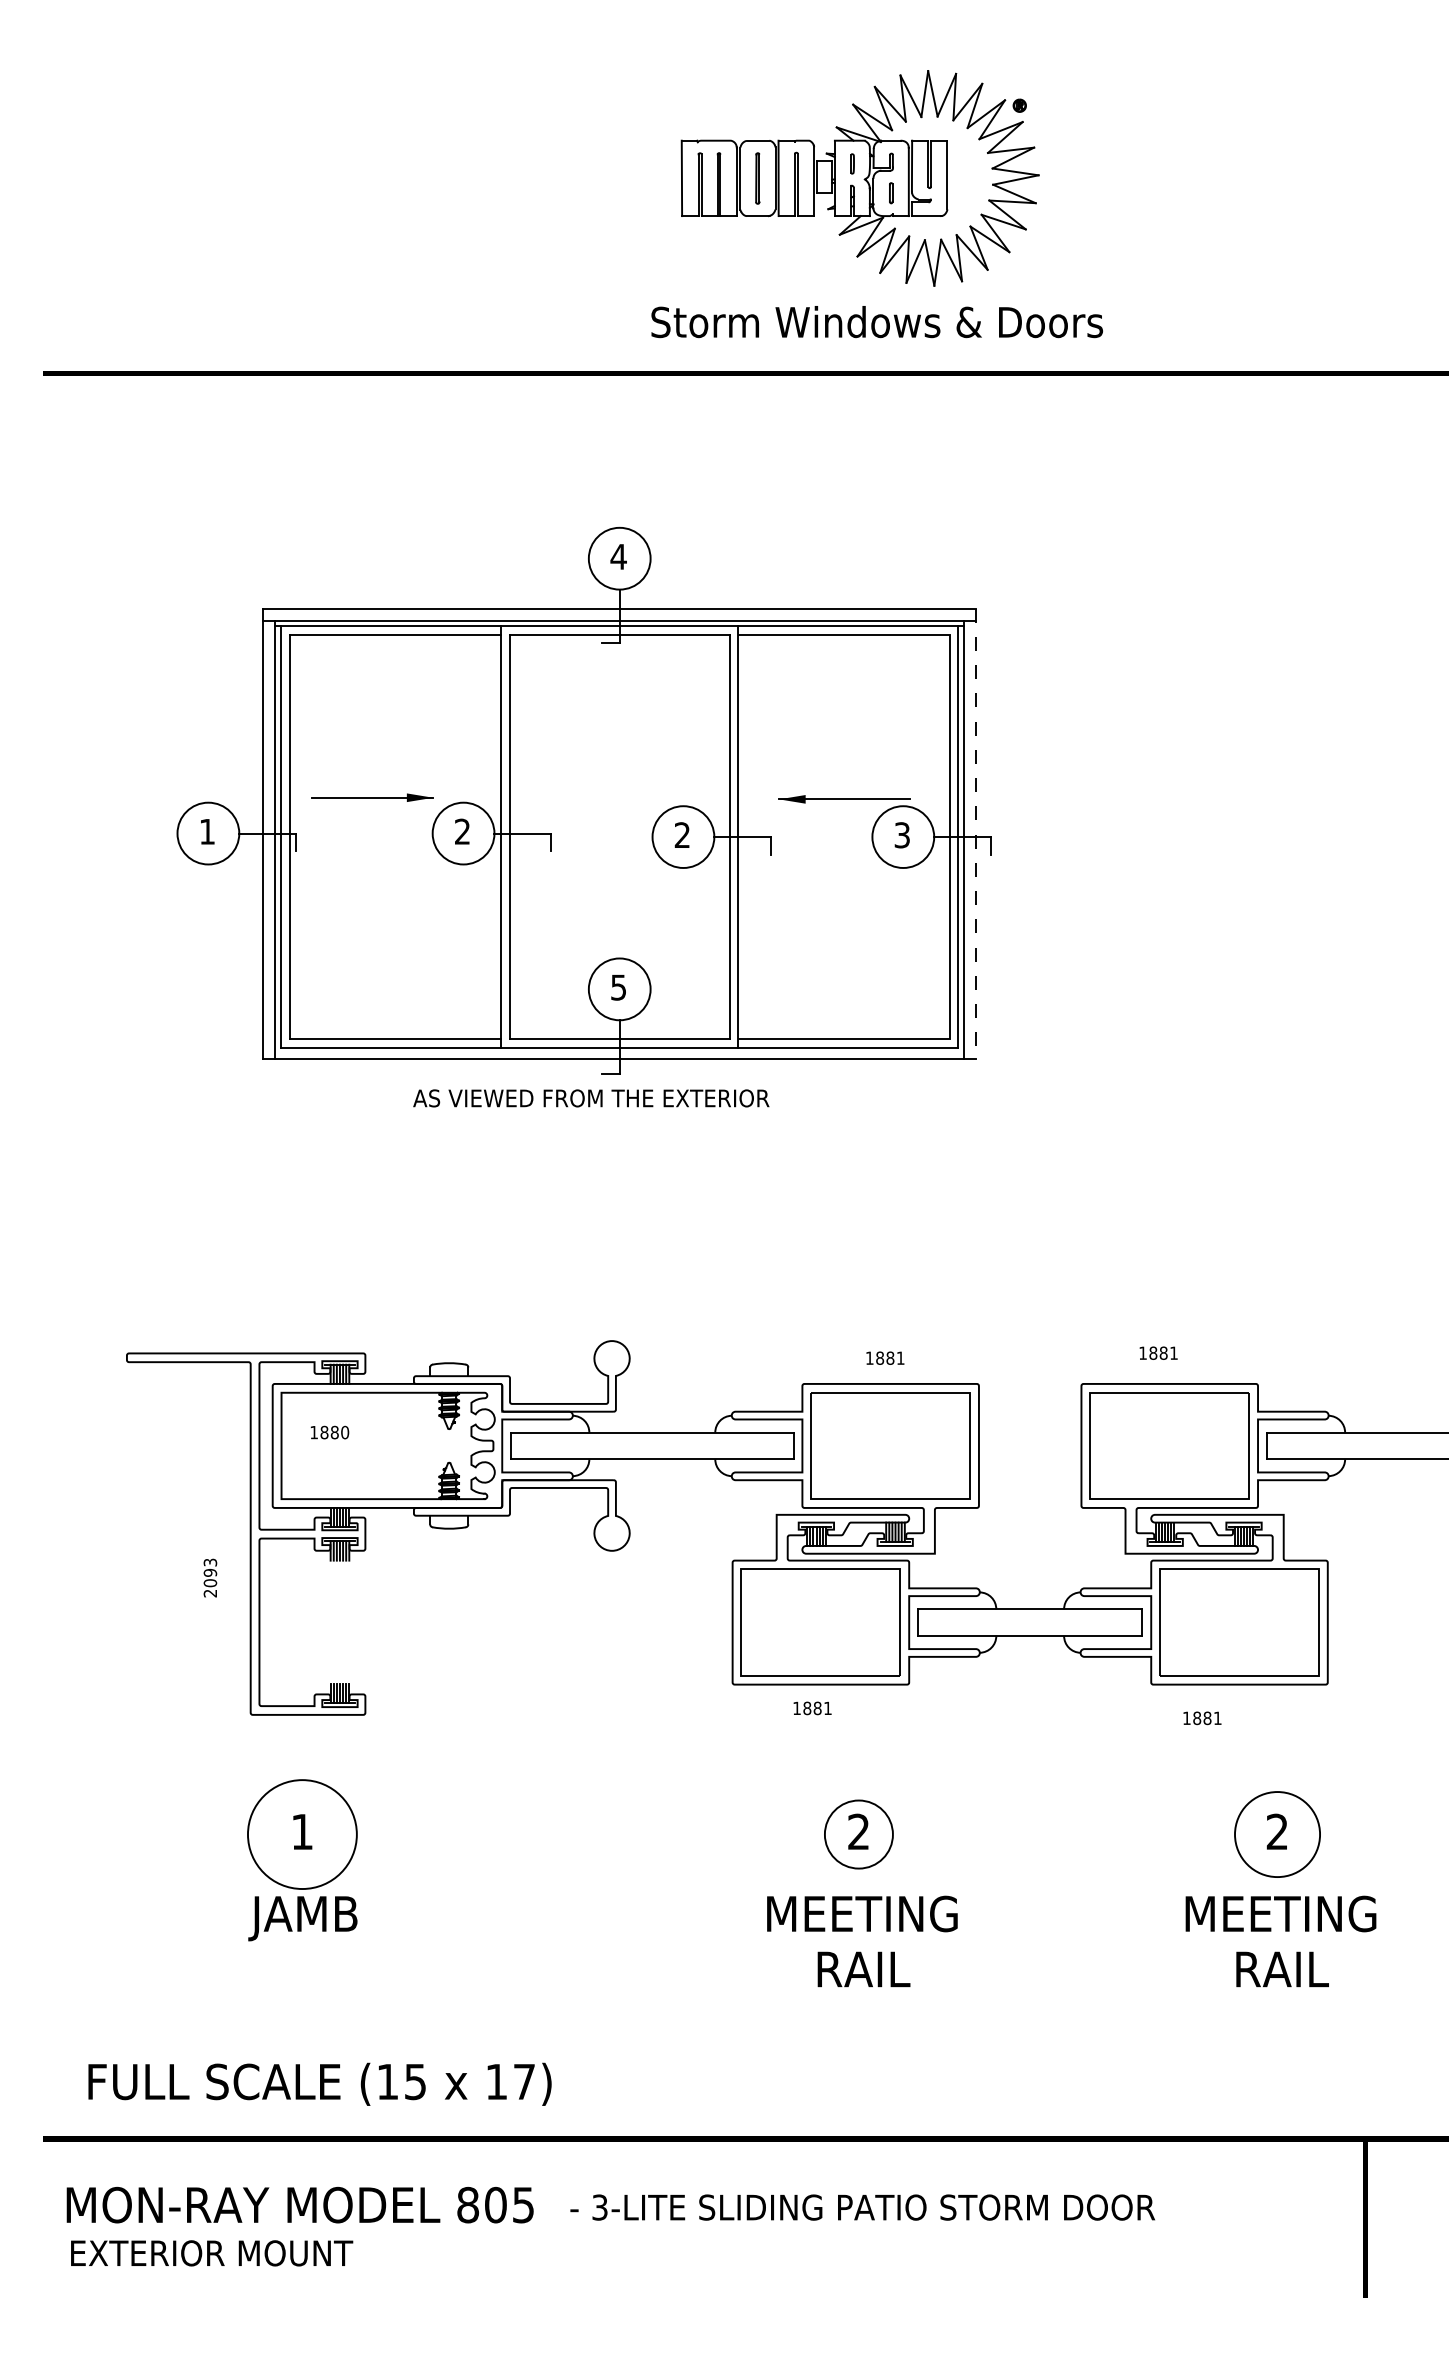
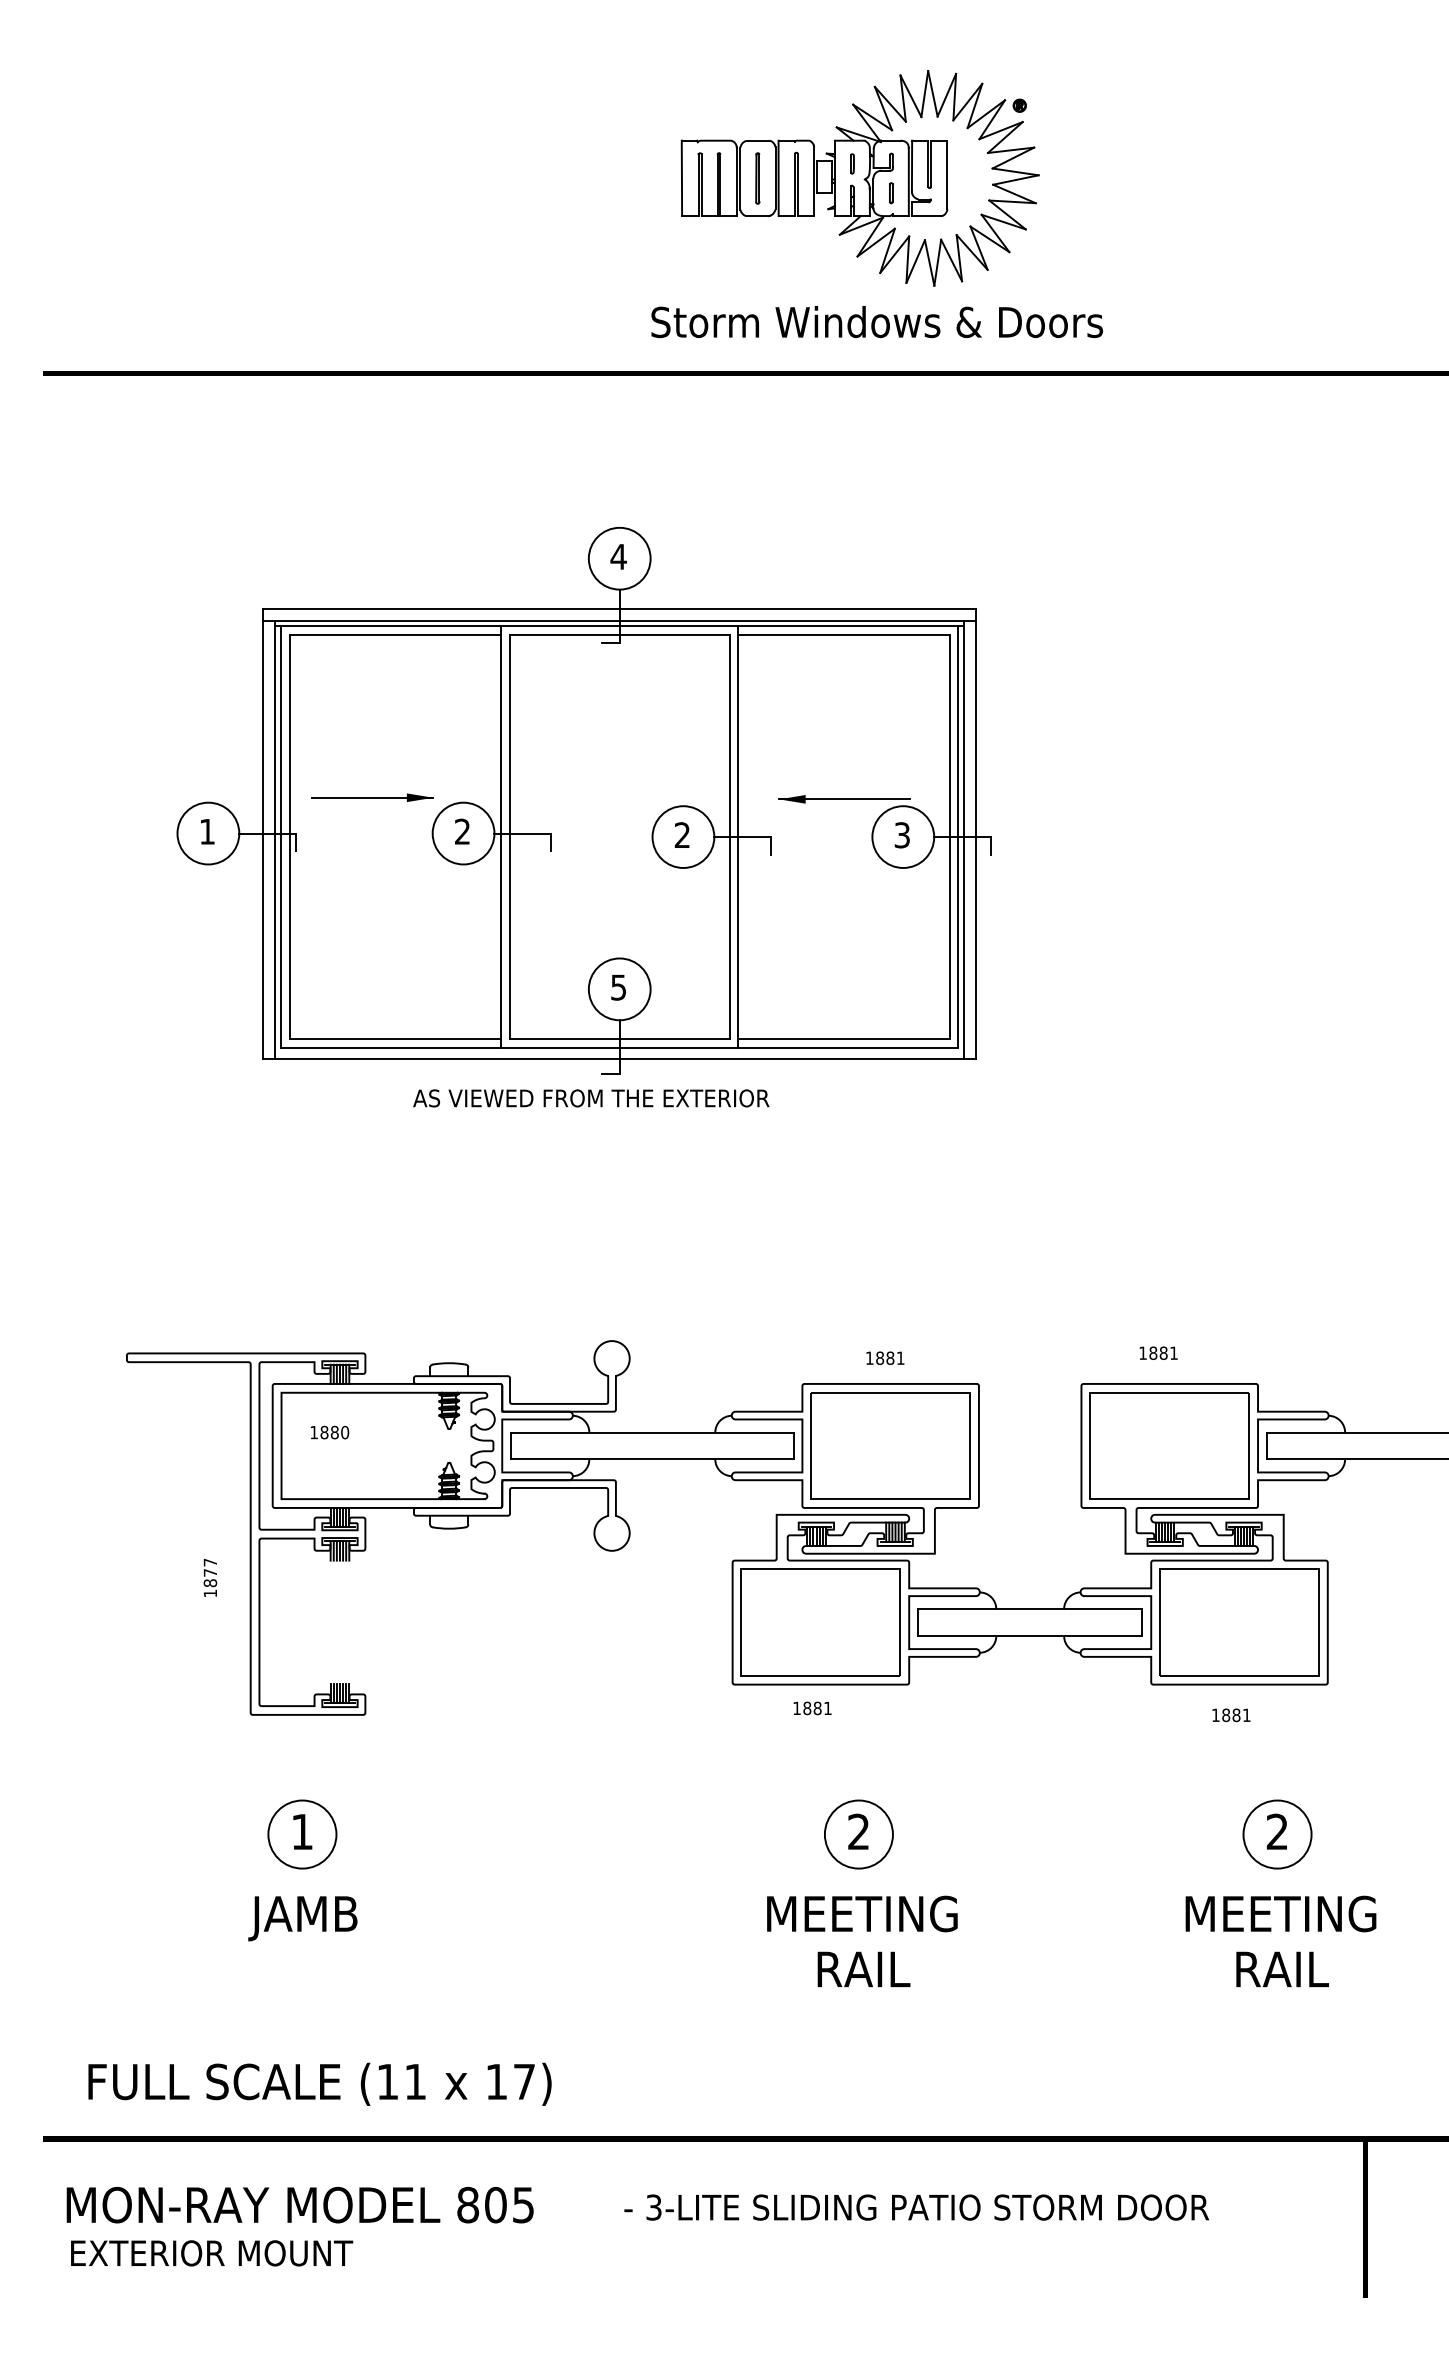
line: dashed -> solid (976, 834)
text: 2093 -> 1877 (210, 1577)
text position: (1202, 1718) -> (1231, 1715) (1231, 1715)
circle diameter: 109 px -> 68 px (302, 1834)
circle diameter: 85 px -> 68 px (1277, 1834)
text: (15 -> (11 (415, 2082)
text position: (862, 2207) -> (916, 2207) (916, 2207)
